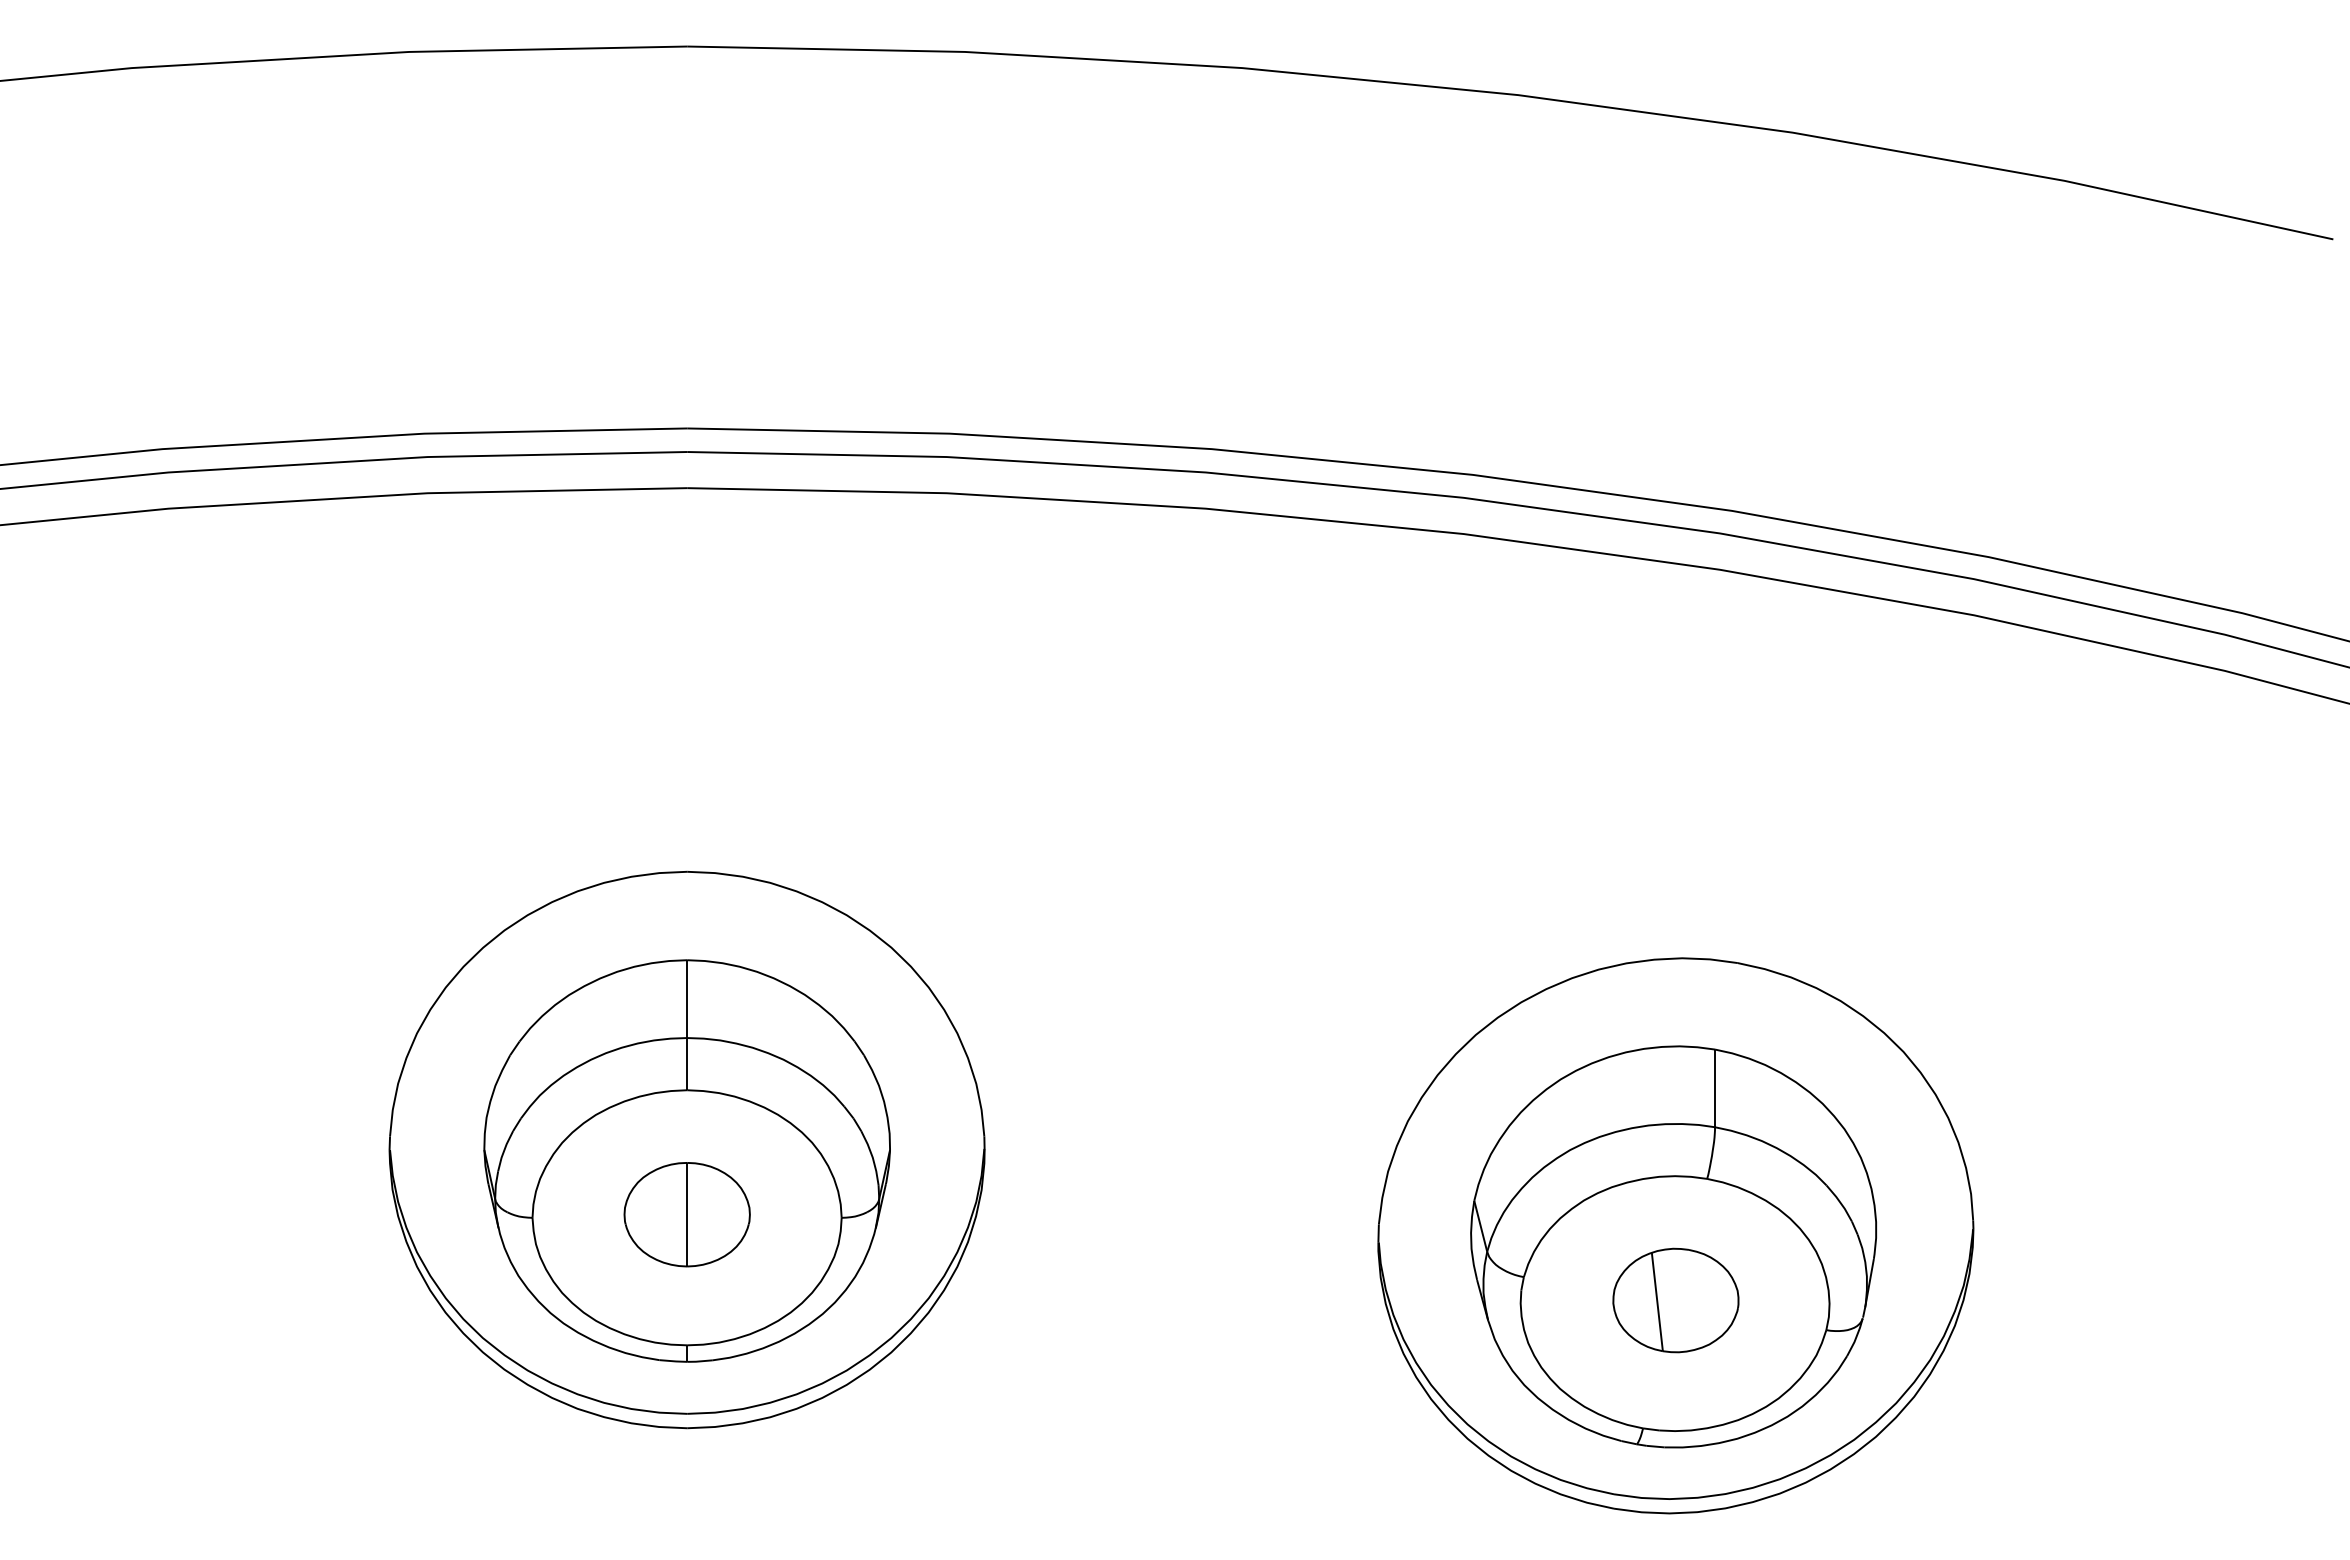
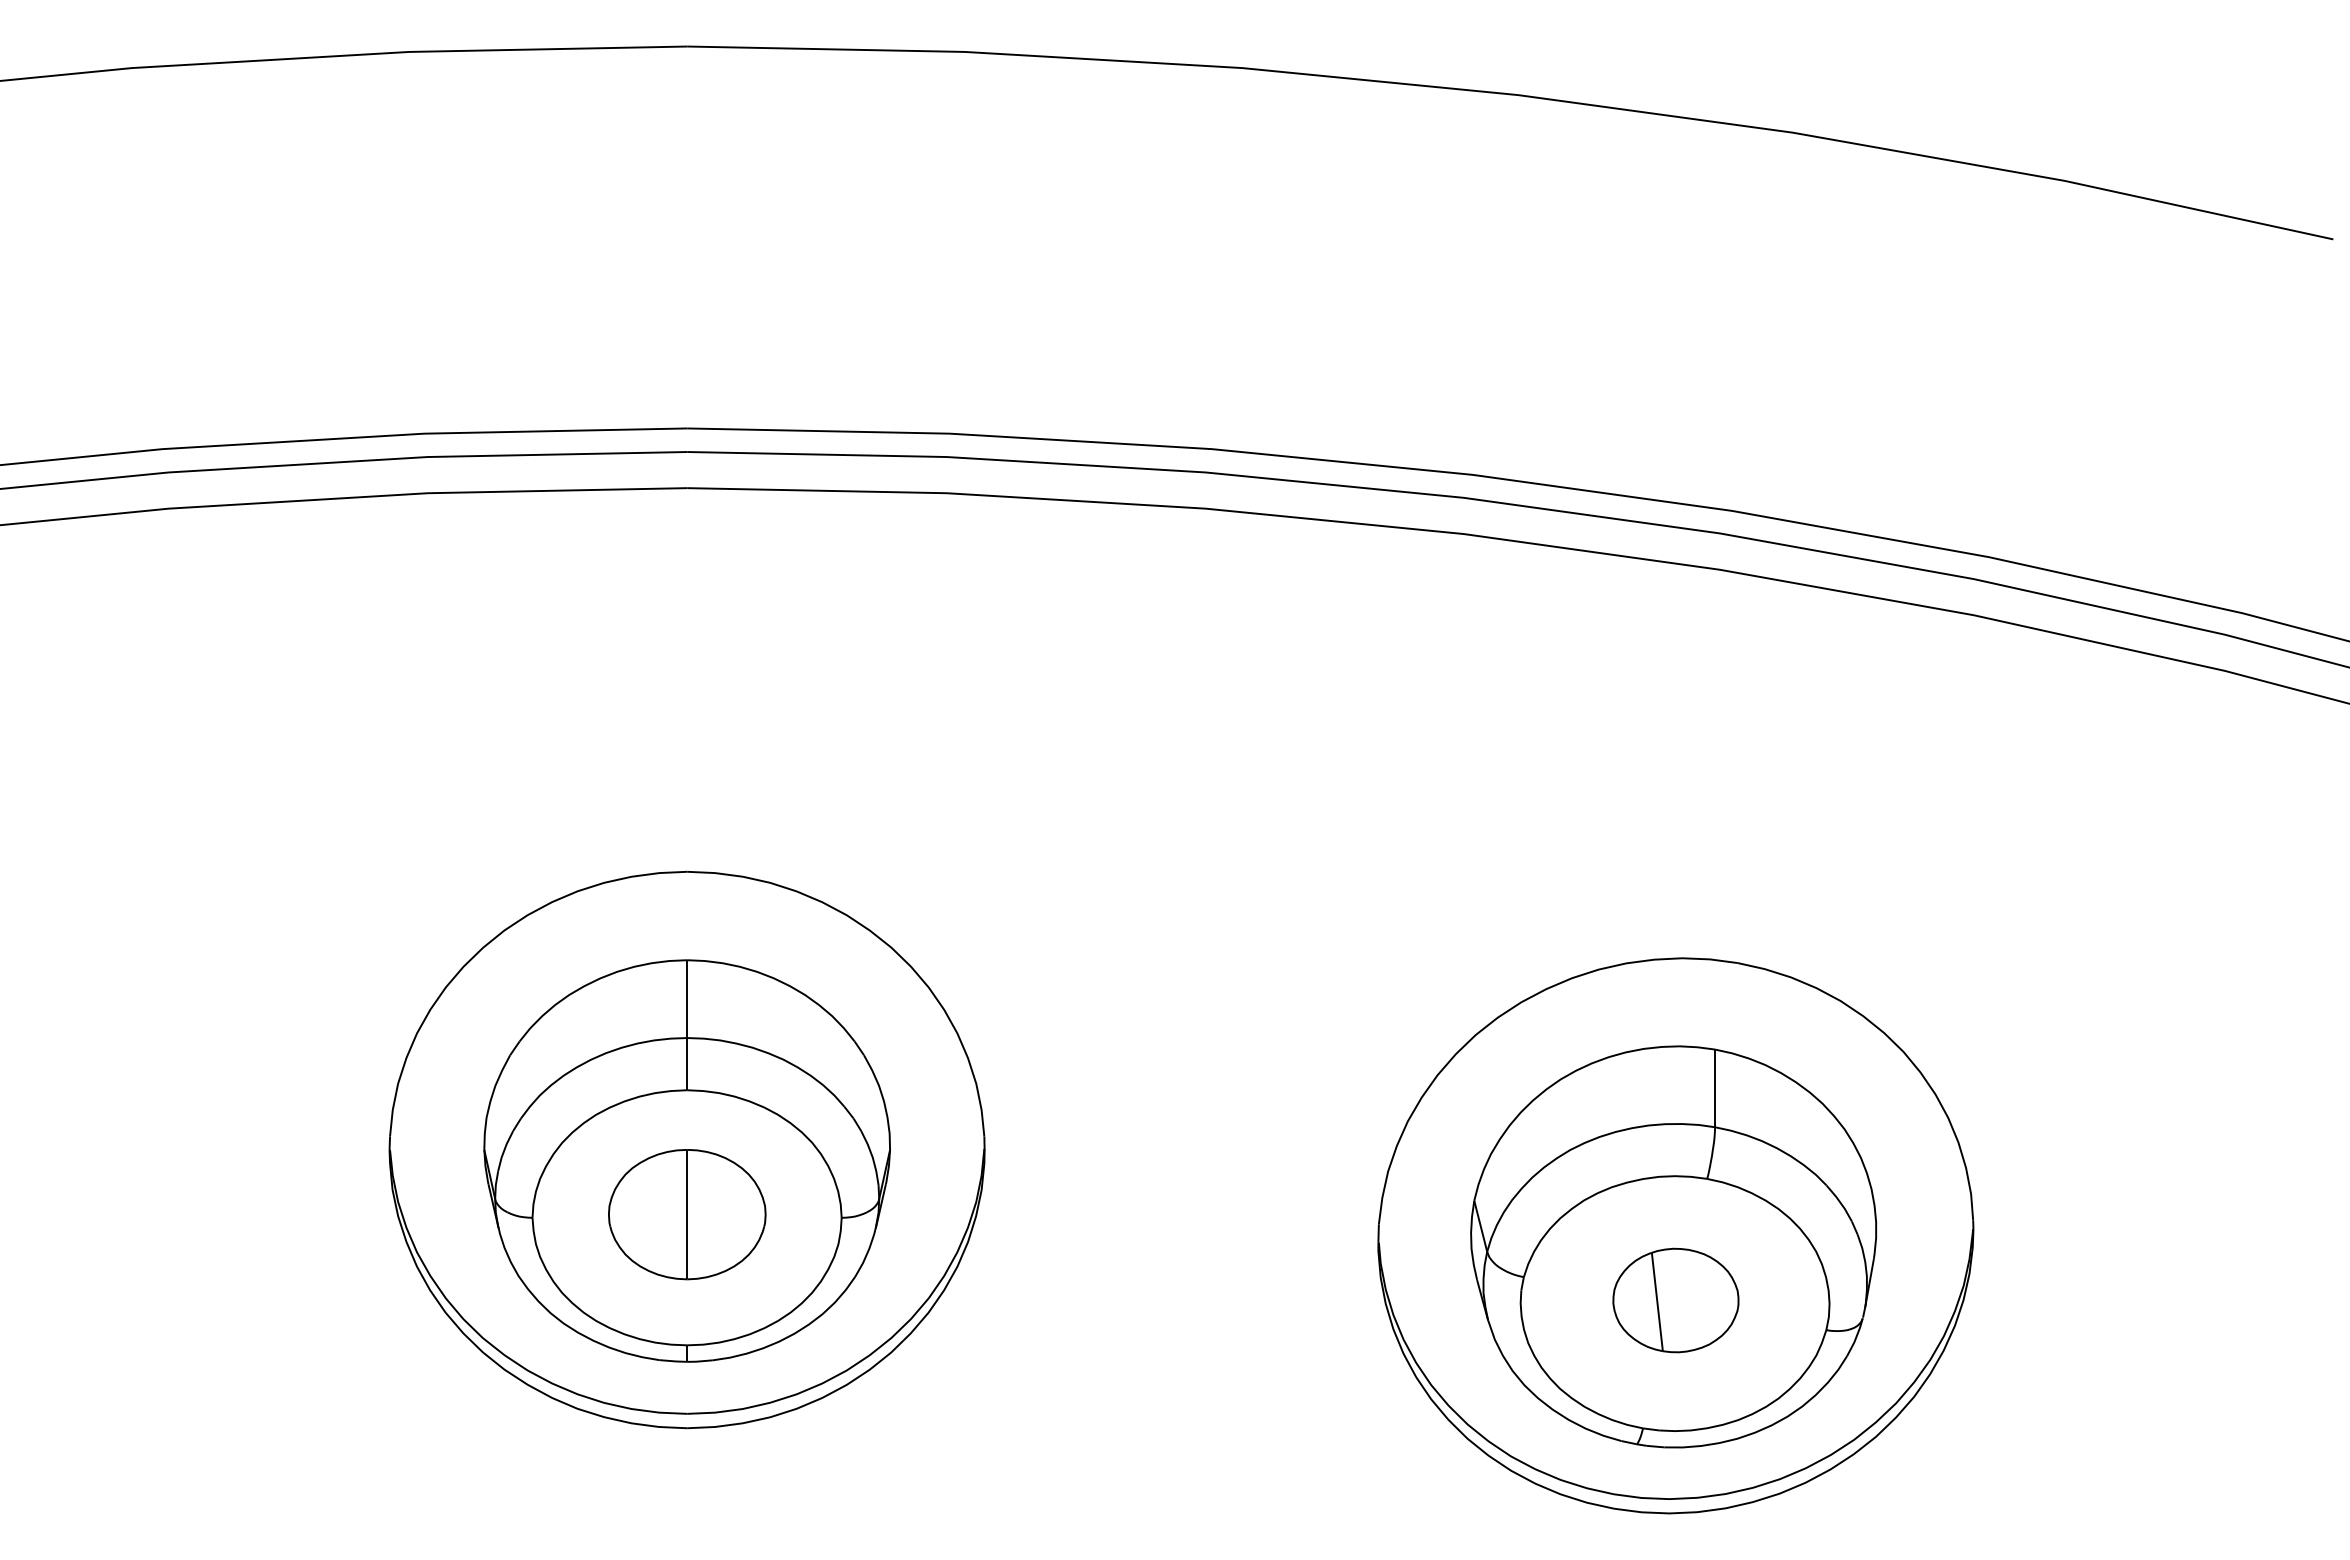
part size: 128x106 px -> 159x132 px (687, 1214)
